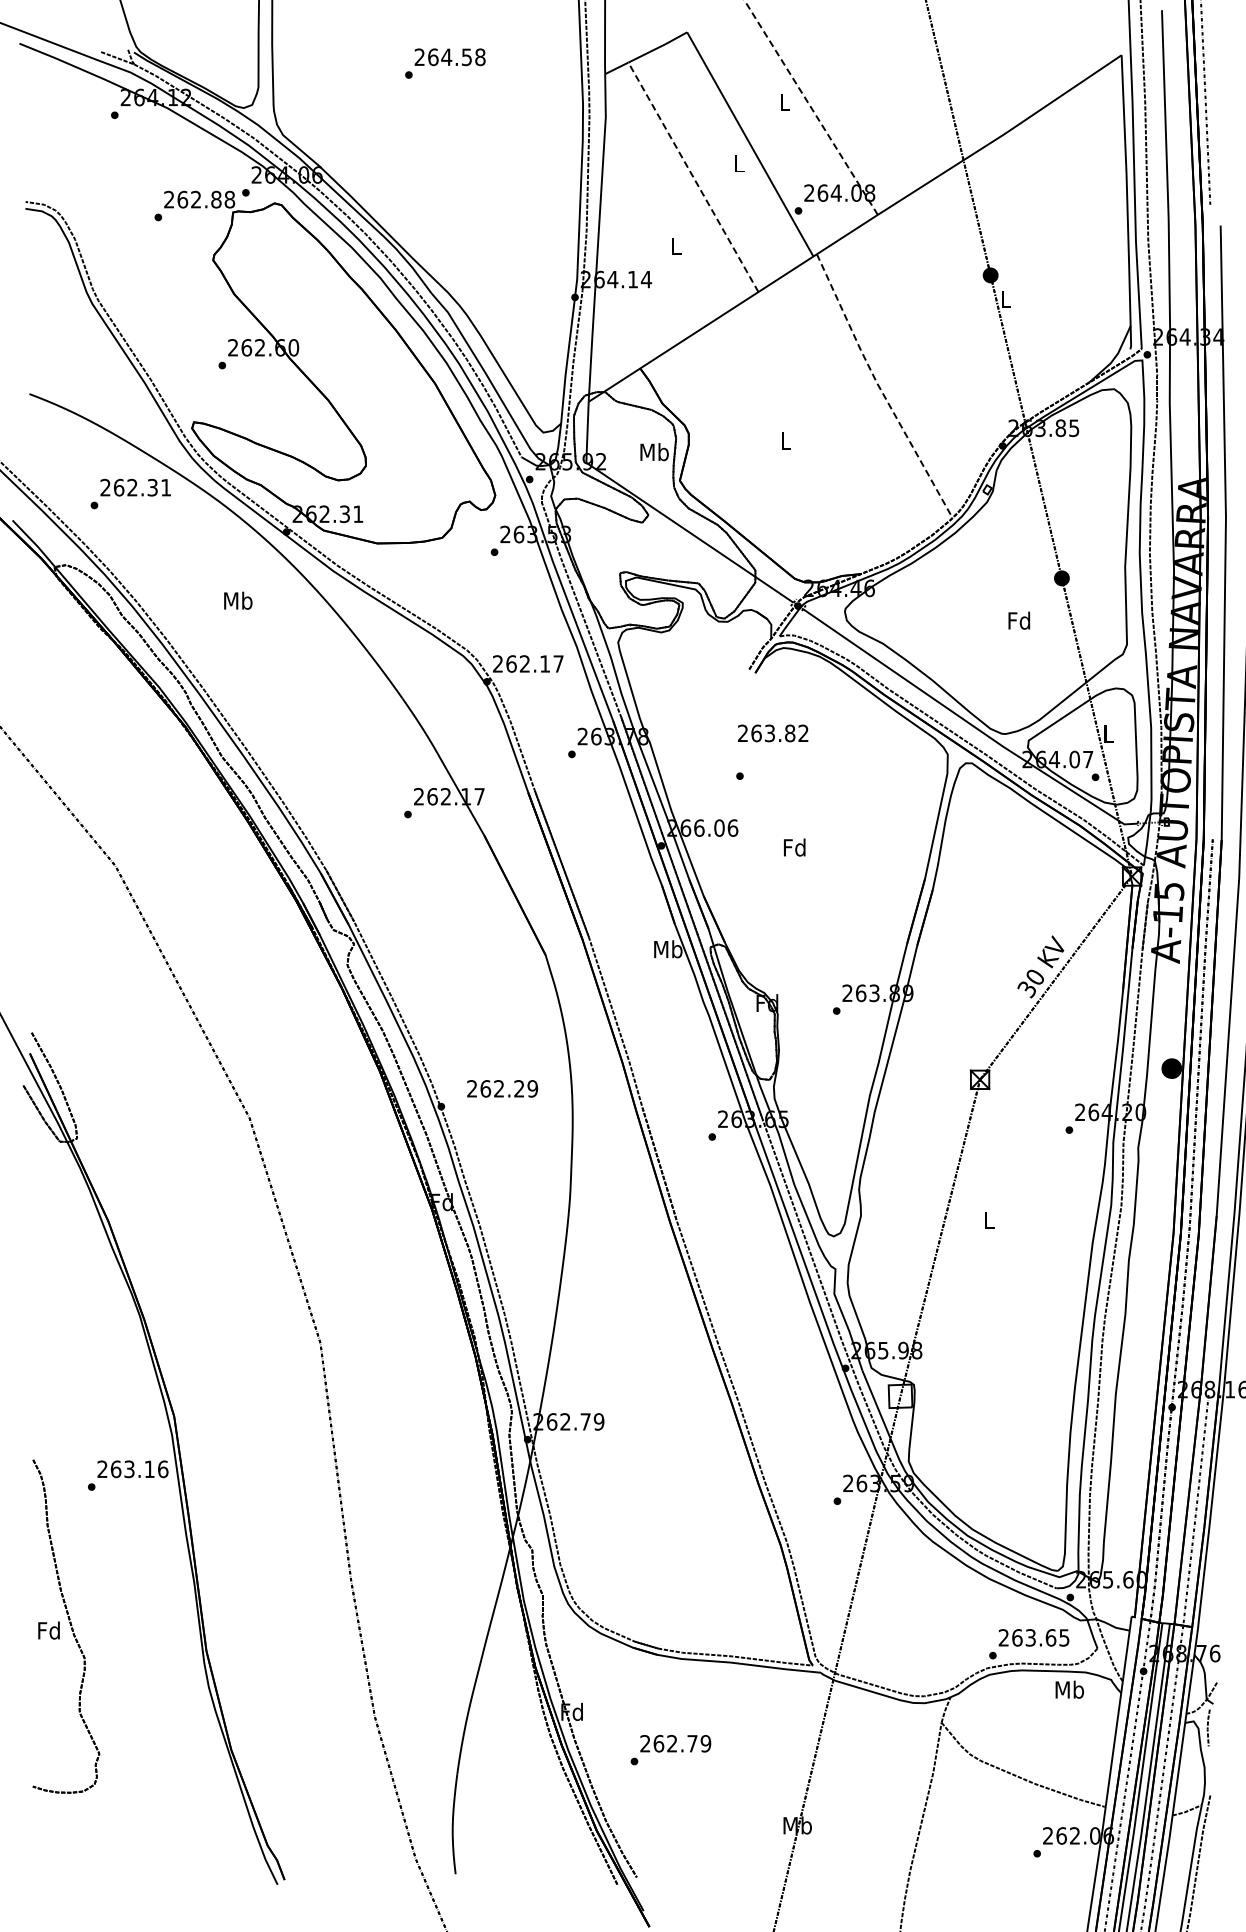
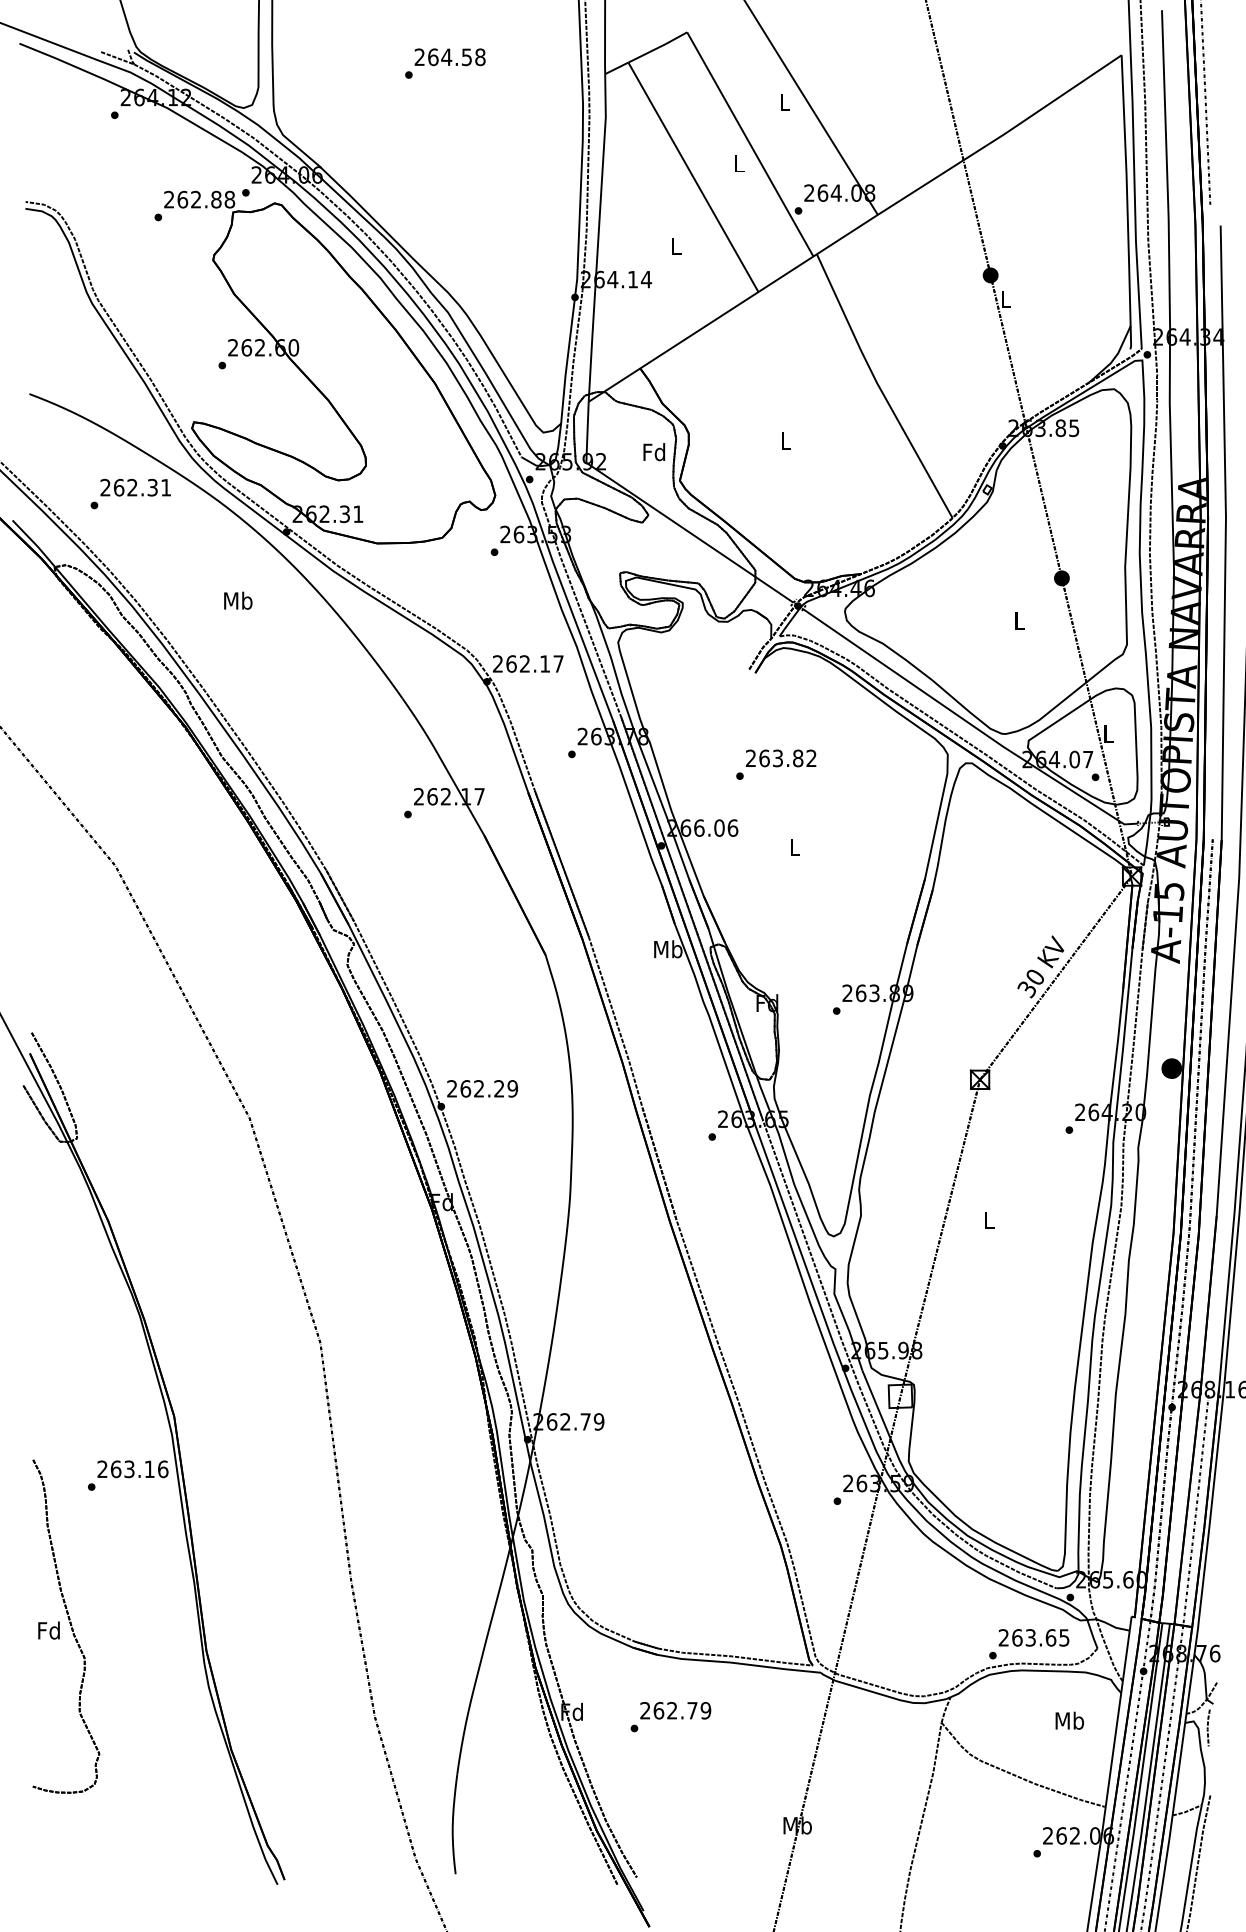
line: dashed -> solid (810, 107)
line: dashed -> solid (693, 177)
line: dashed -> solid (879, 387)
text: Mb -> Fd (654, 452)
text: Fd -> L (1019, 620)
text position: (773, 733) -> (781, 758) (781, 758)
text: Fd -> L (794, 847)
text position: (502, 1088) -> (482, 1088) (482, 1088)
text position: (1069, 1689) -> (1069, 1720) (1069, 1720)
text position: (670, 1750) -> (670, 1717) (670, 1717)
